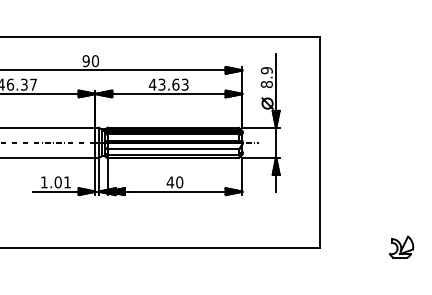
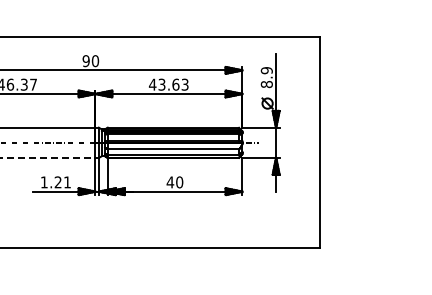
line: solid -> dashed (48, 157)
text: 1.01 -> 1.21 (57, 182)
part: present -> none (401, 246)
